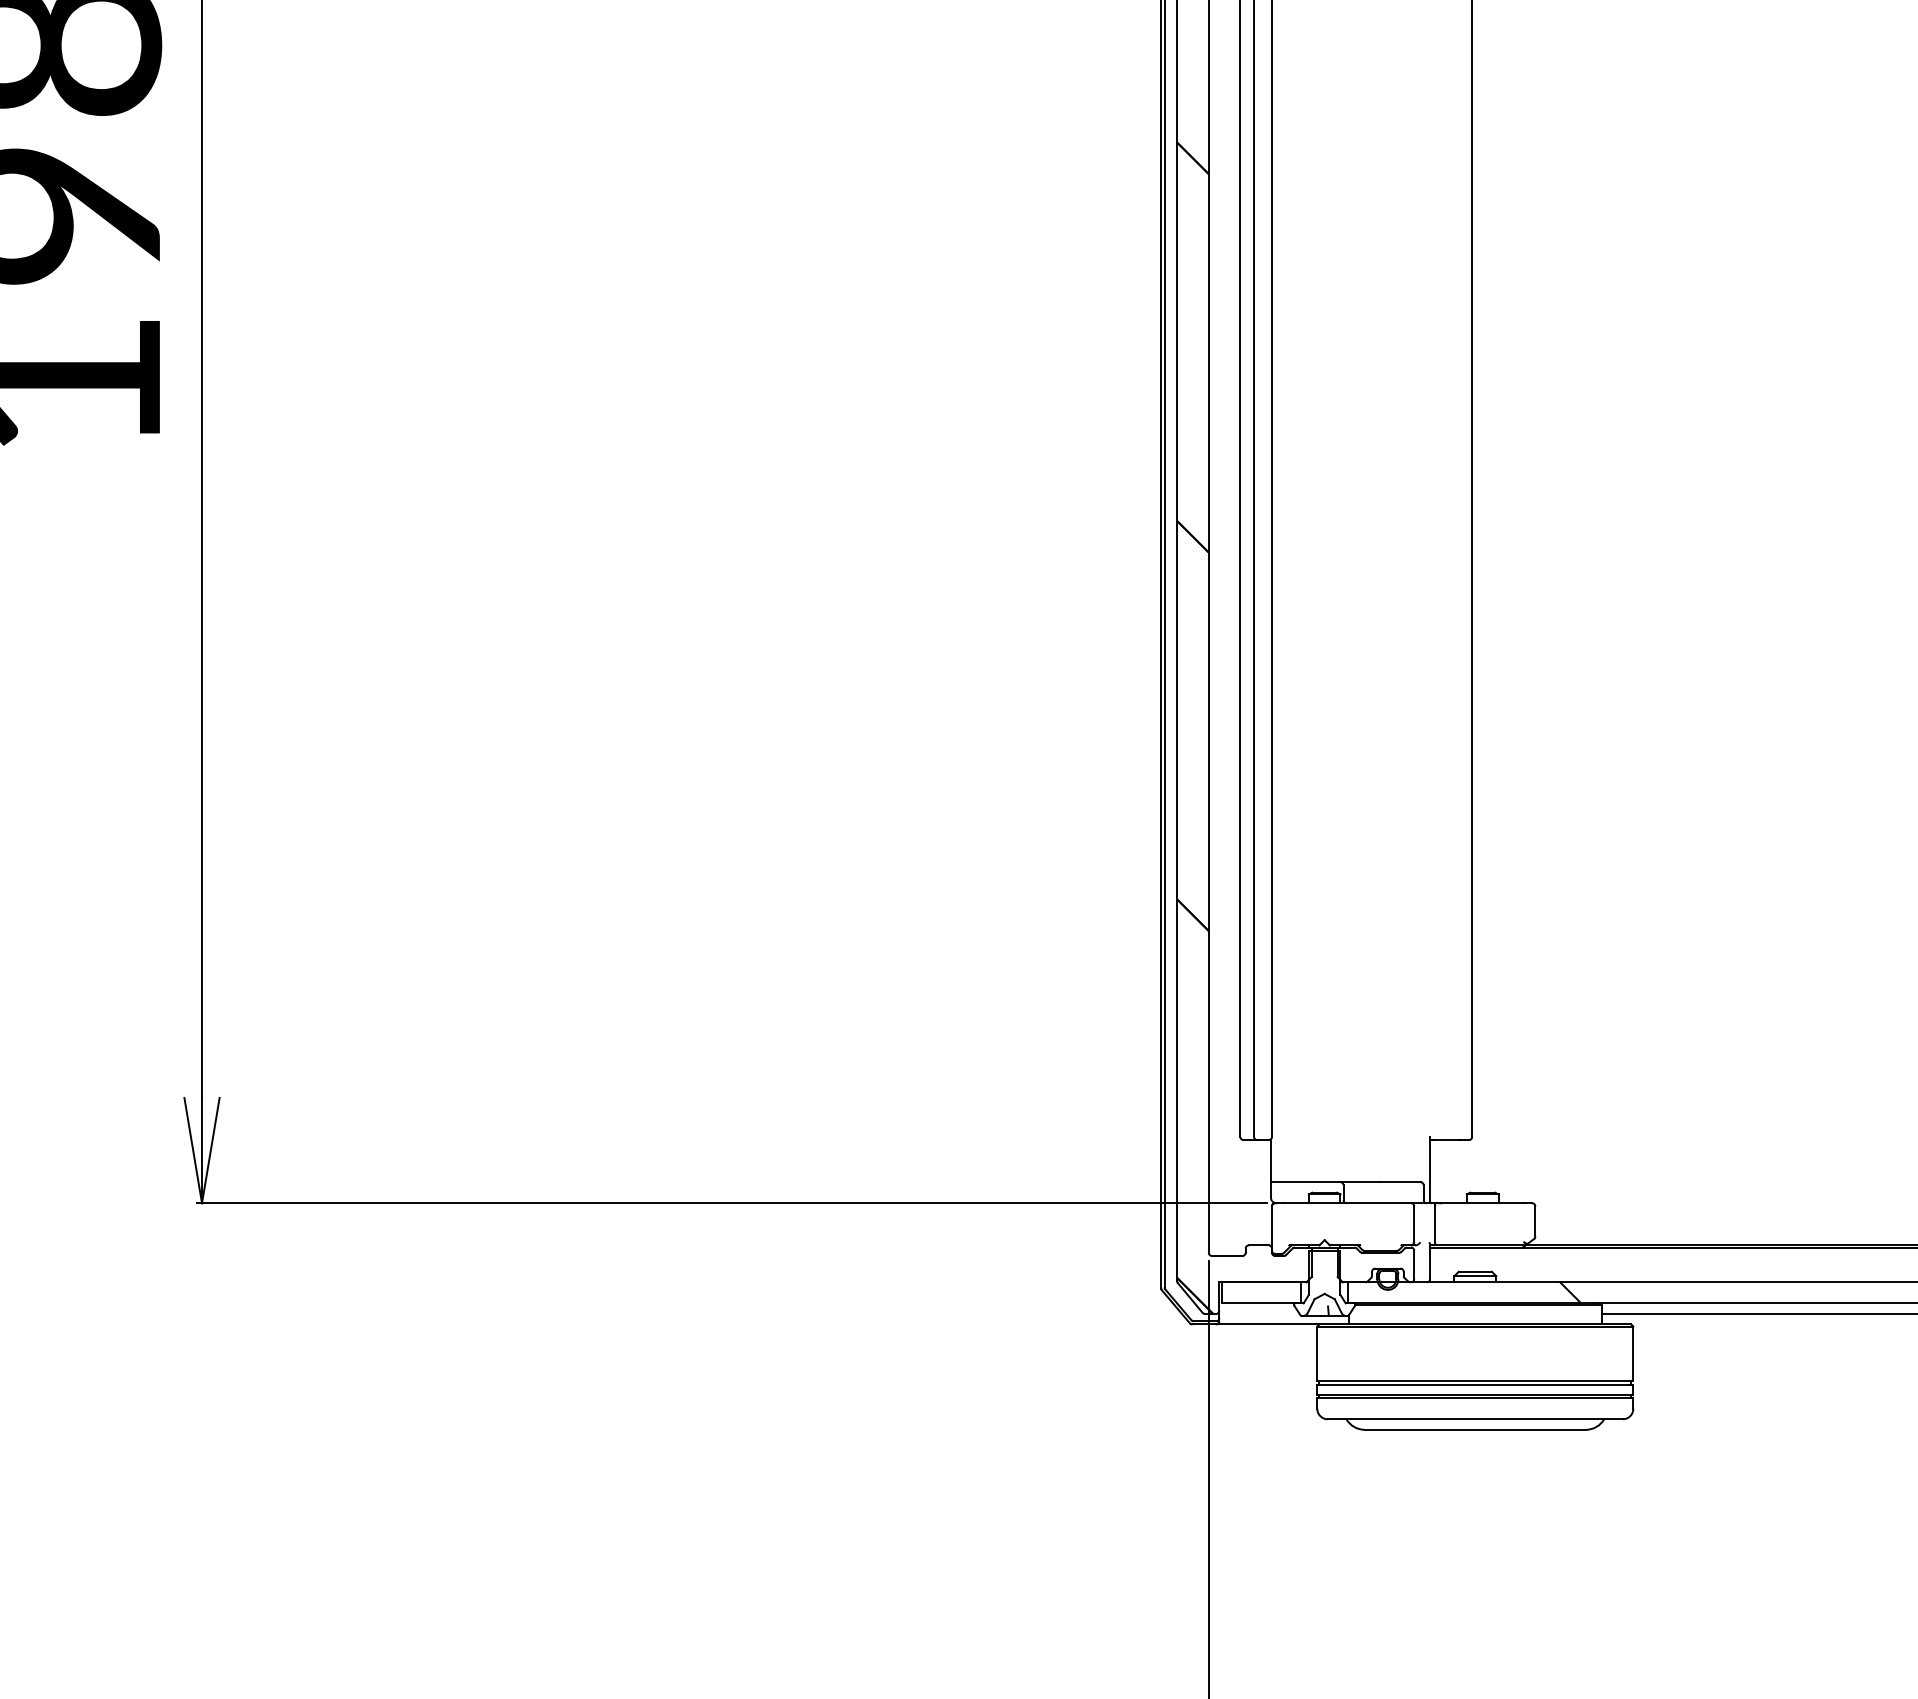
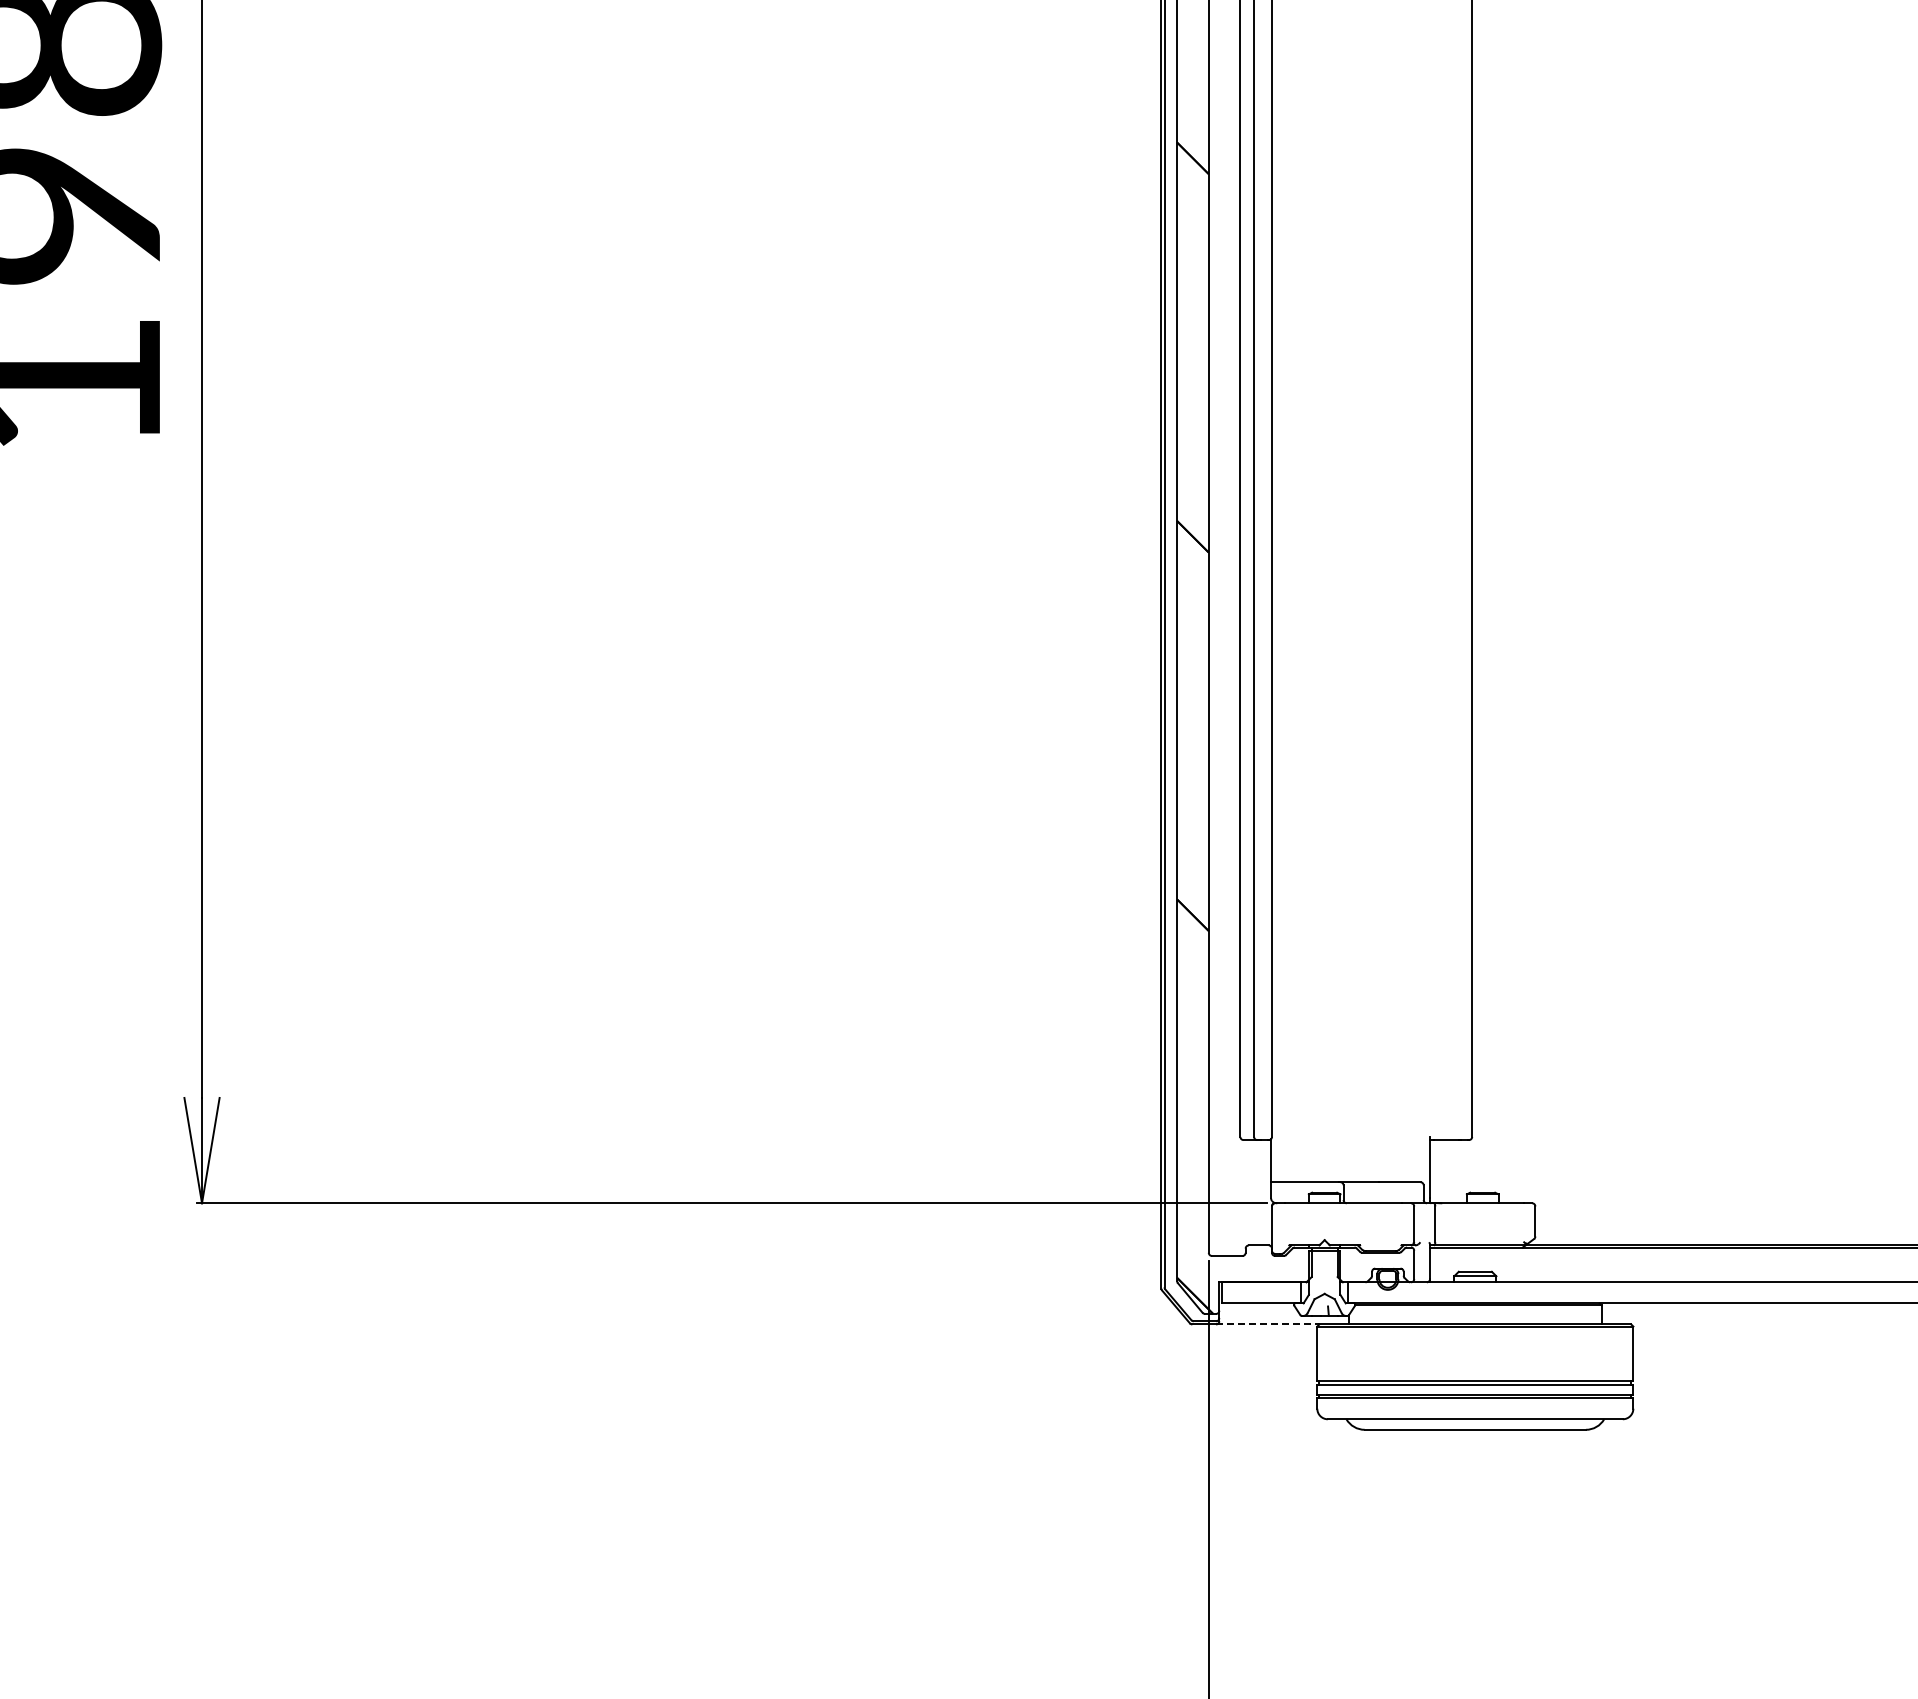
hatch: present -> none (1570, 1292)
line: present -> none (1757, 1313)
line: solid -> dashed (1267, 1324)
